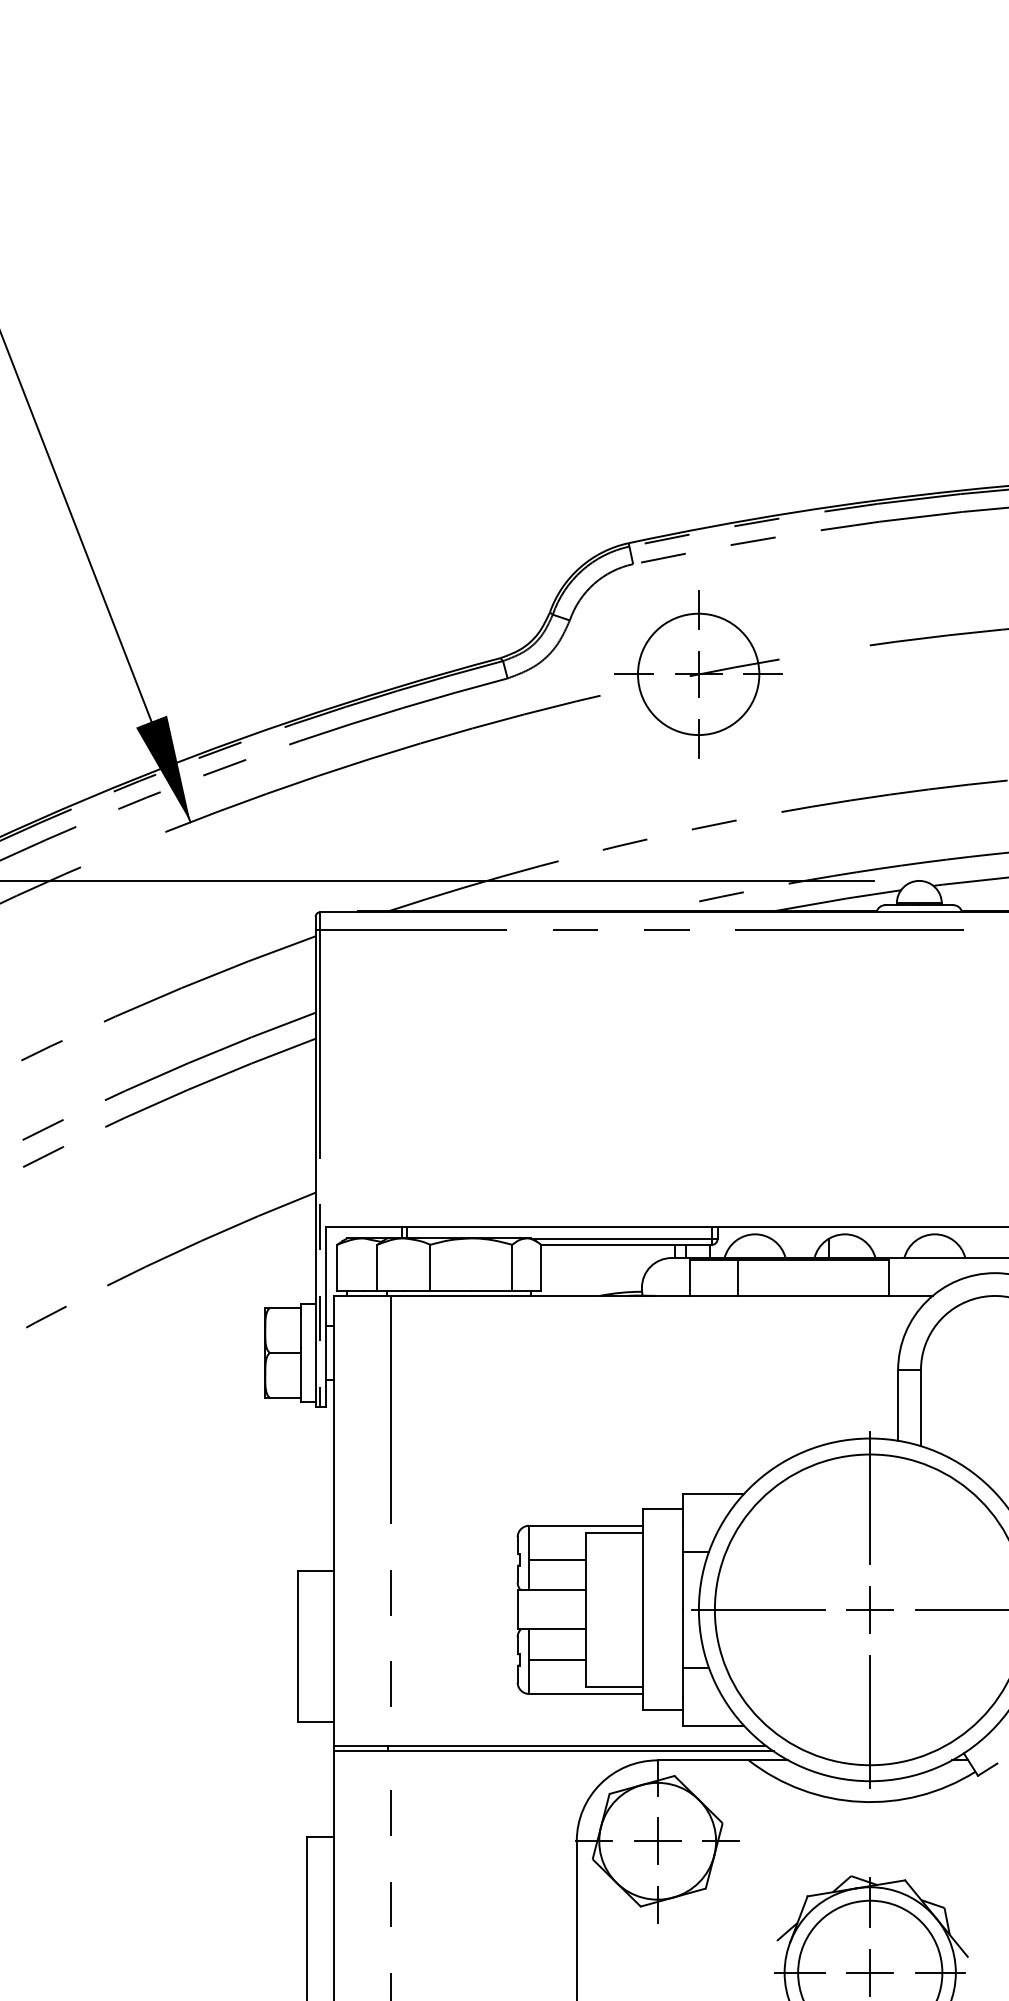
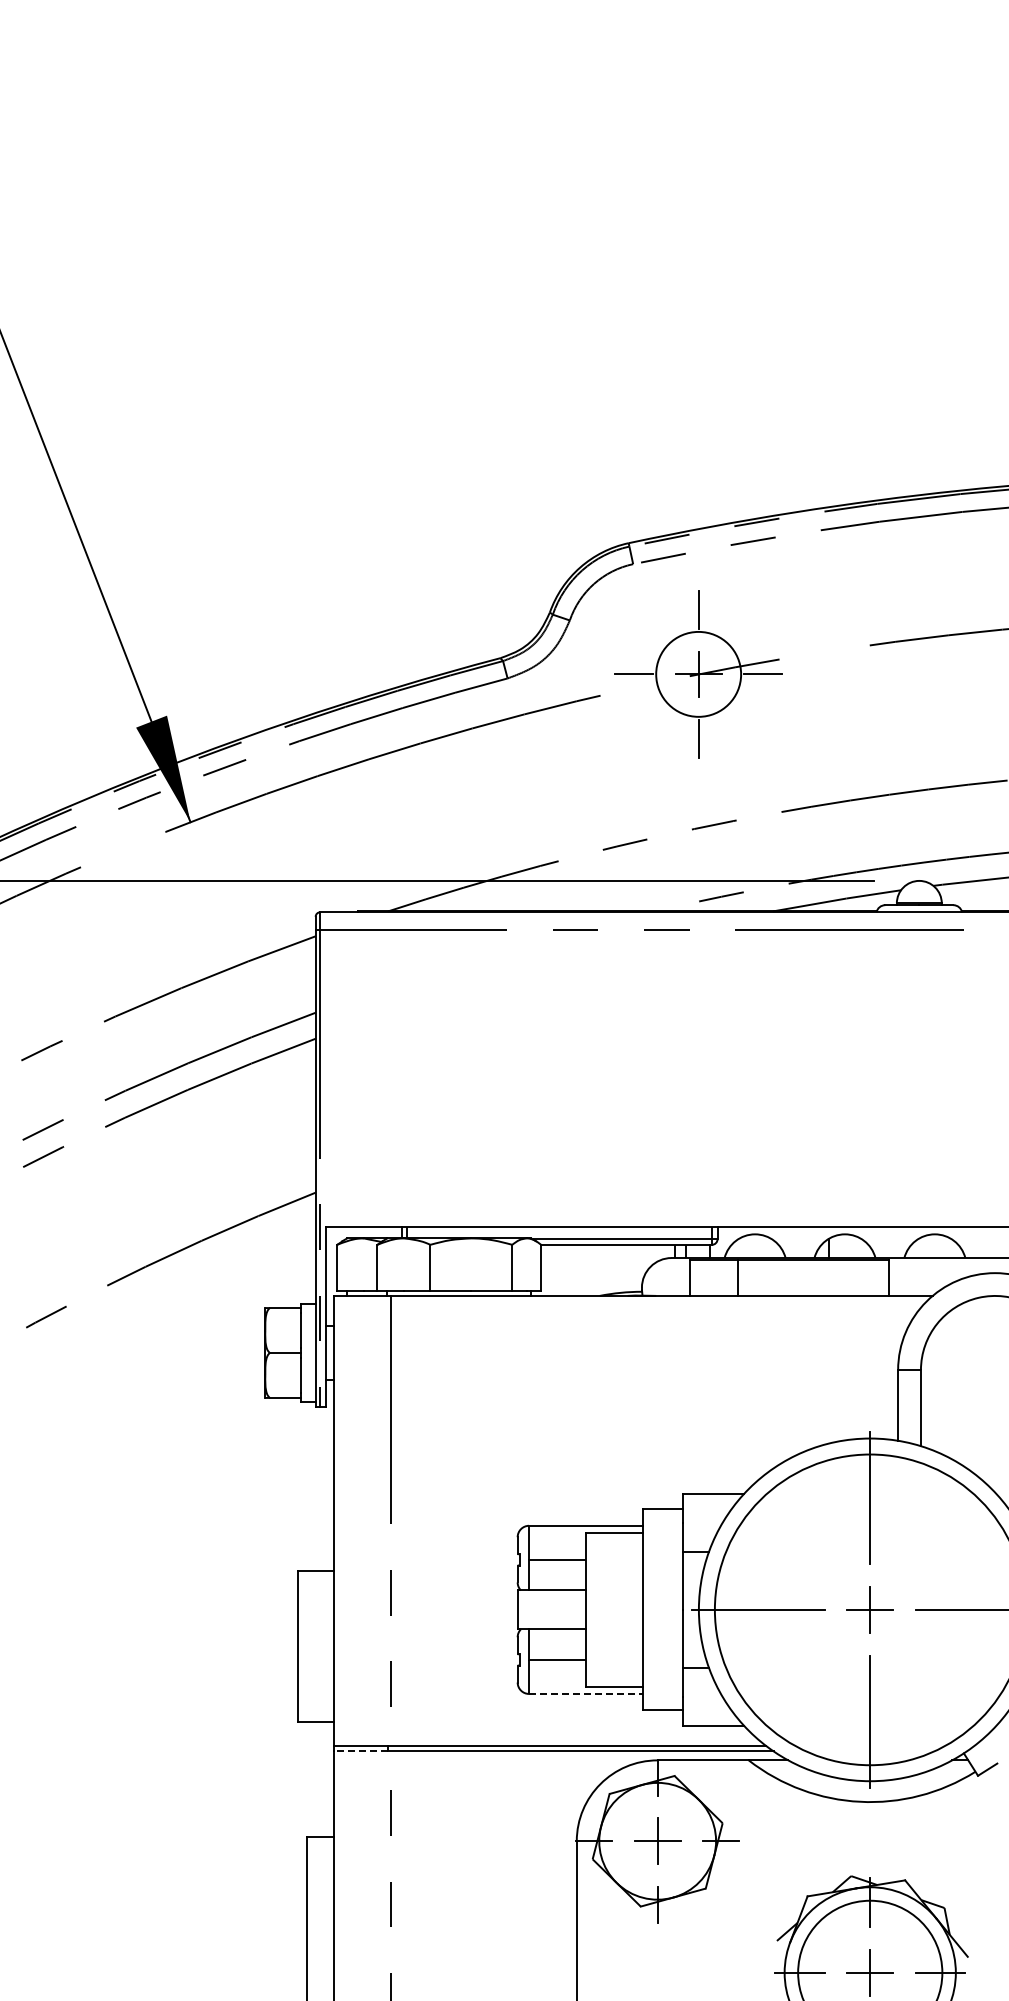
circle diameter: 121 px -> 85 px (698, 673)
line: solid -> dashed (586, 1693)
line: solid -> dashed (360, 1751)
